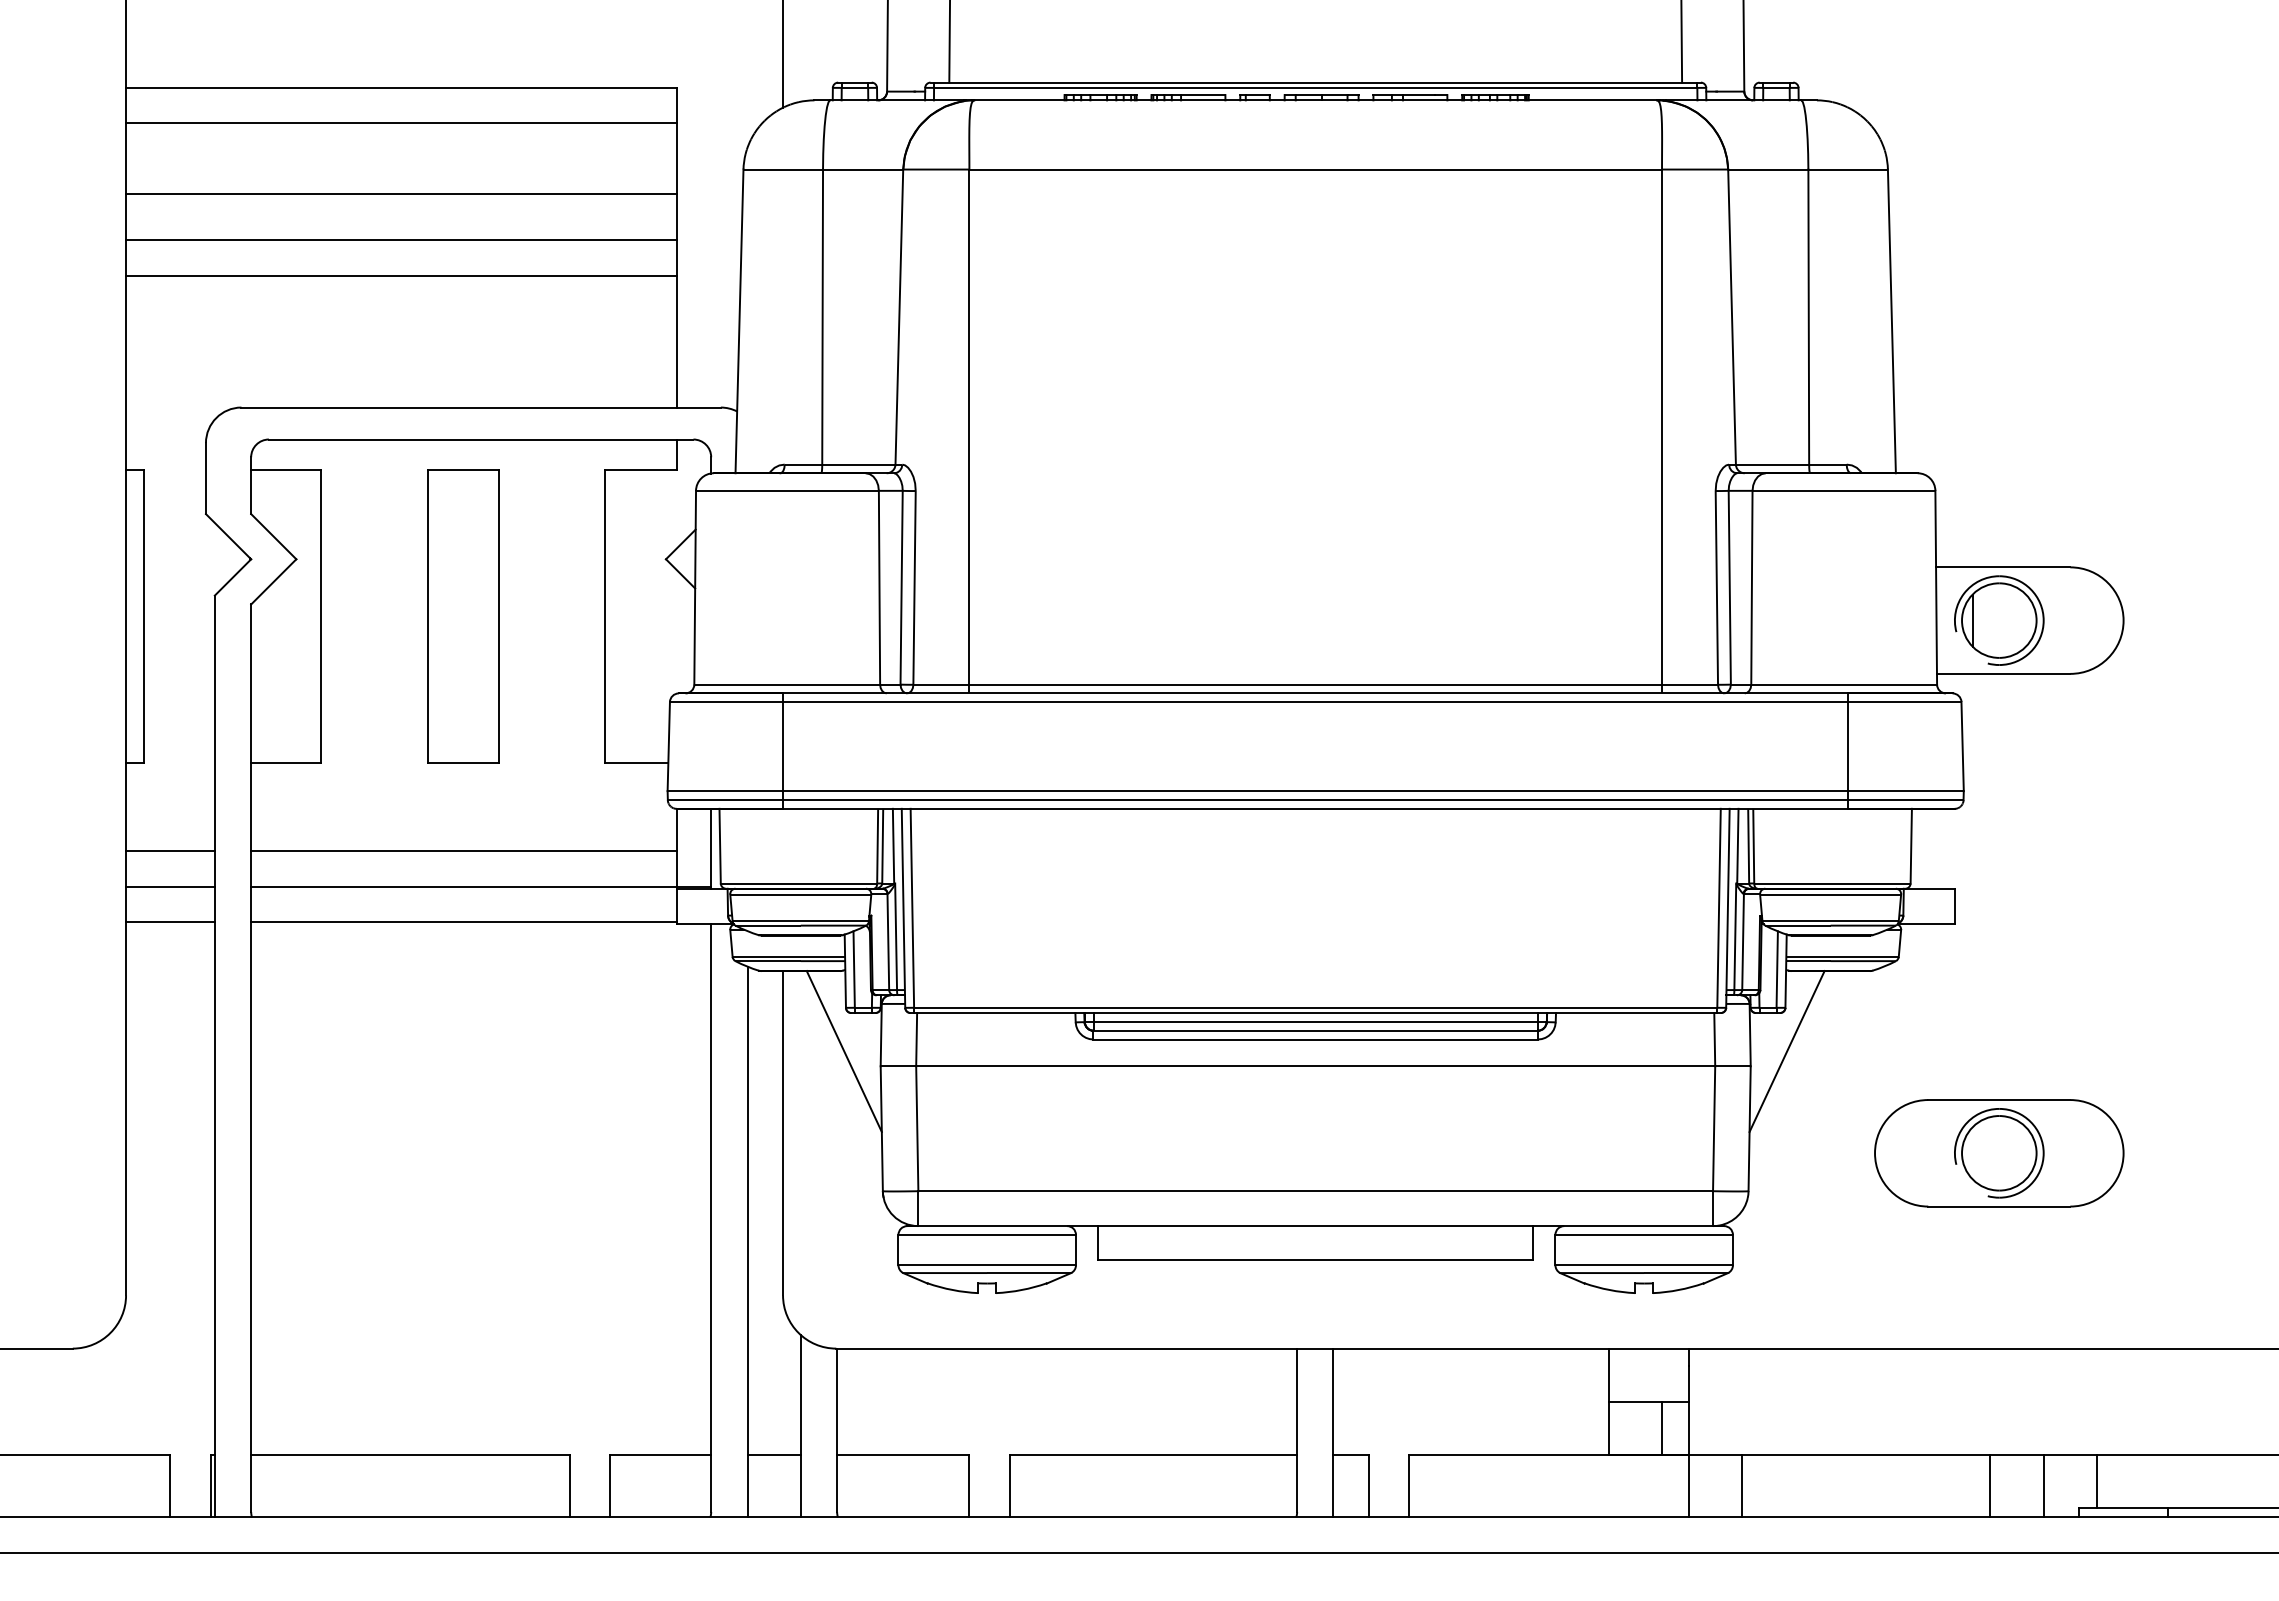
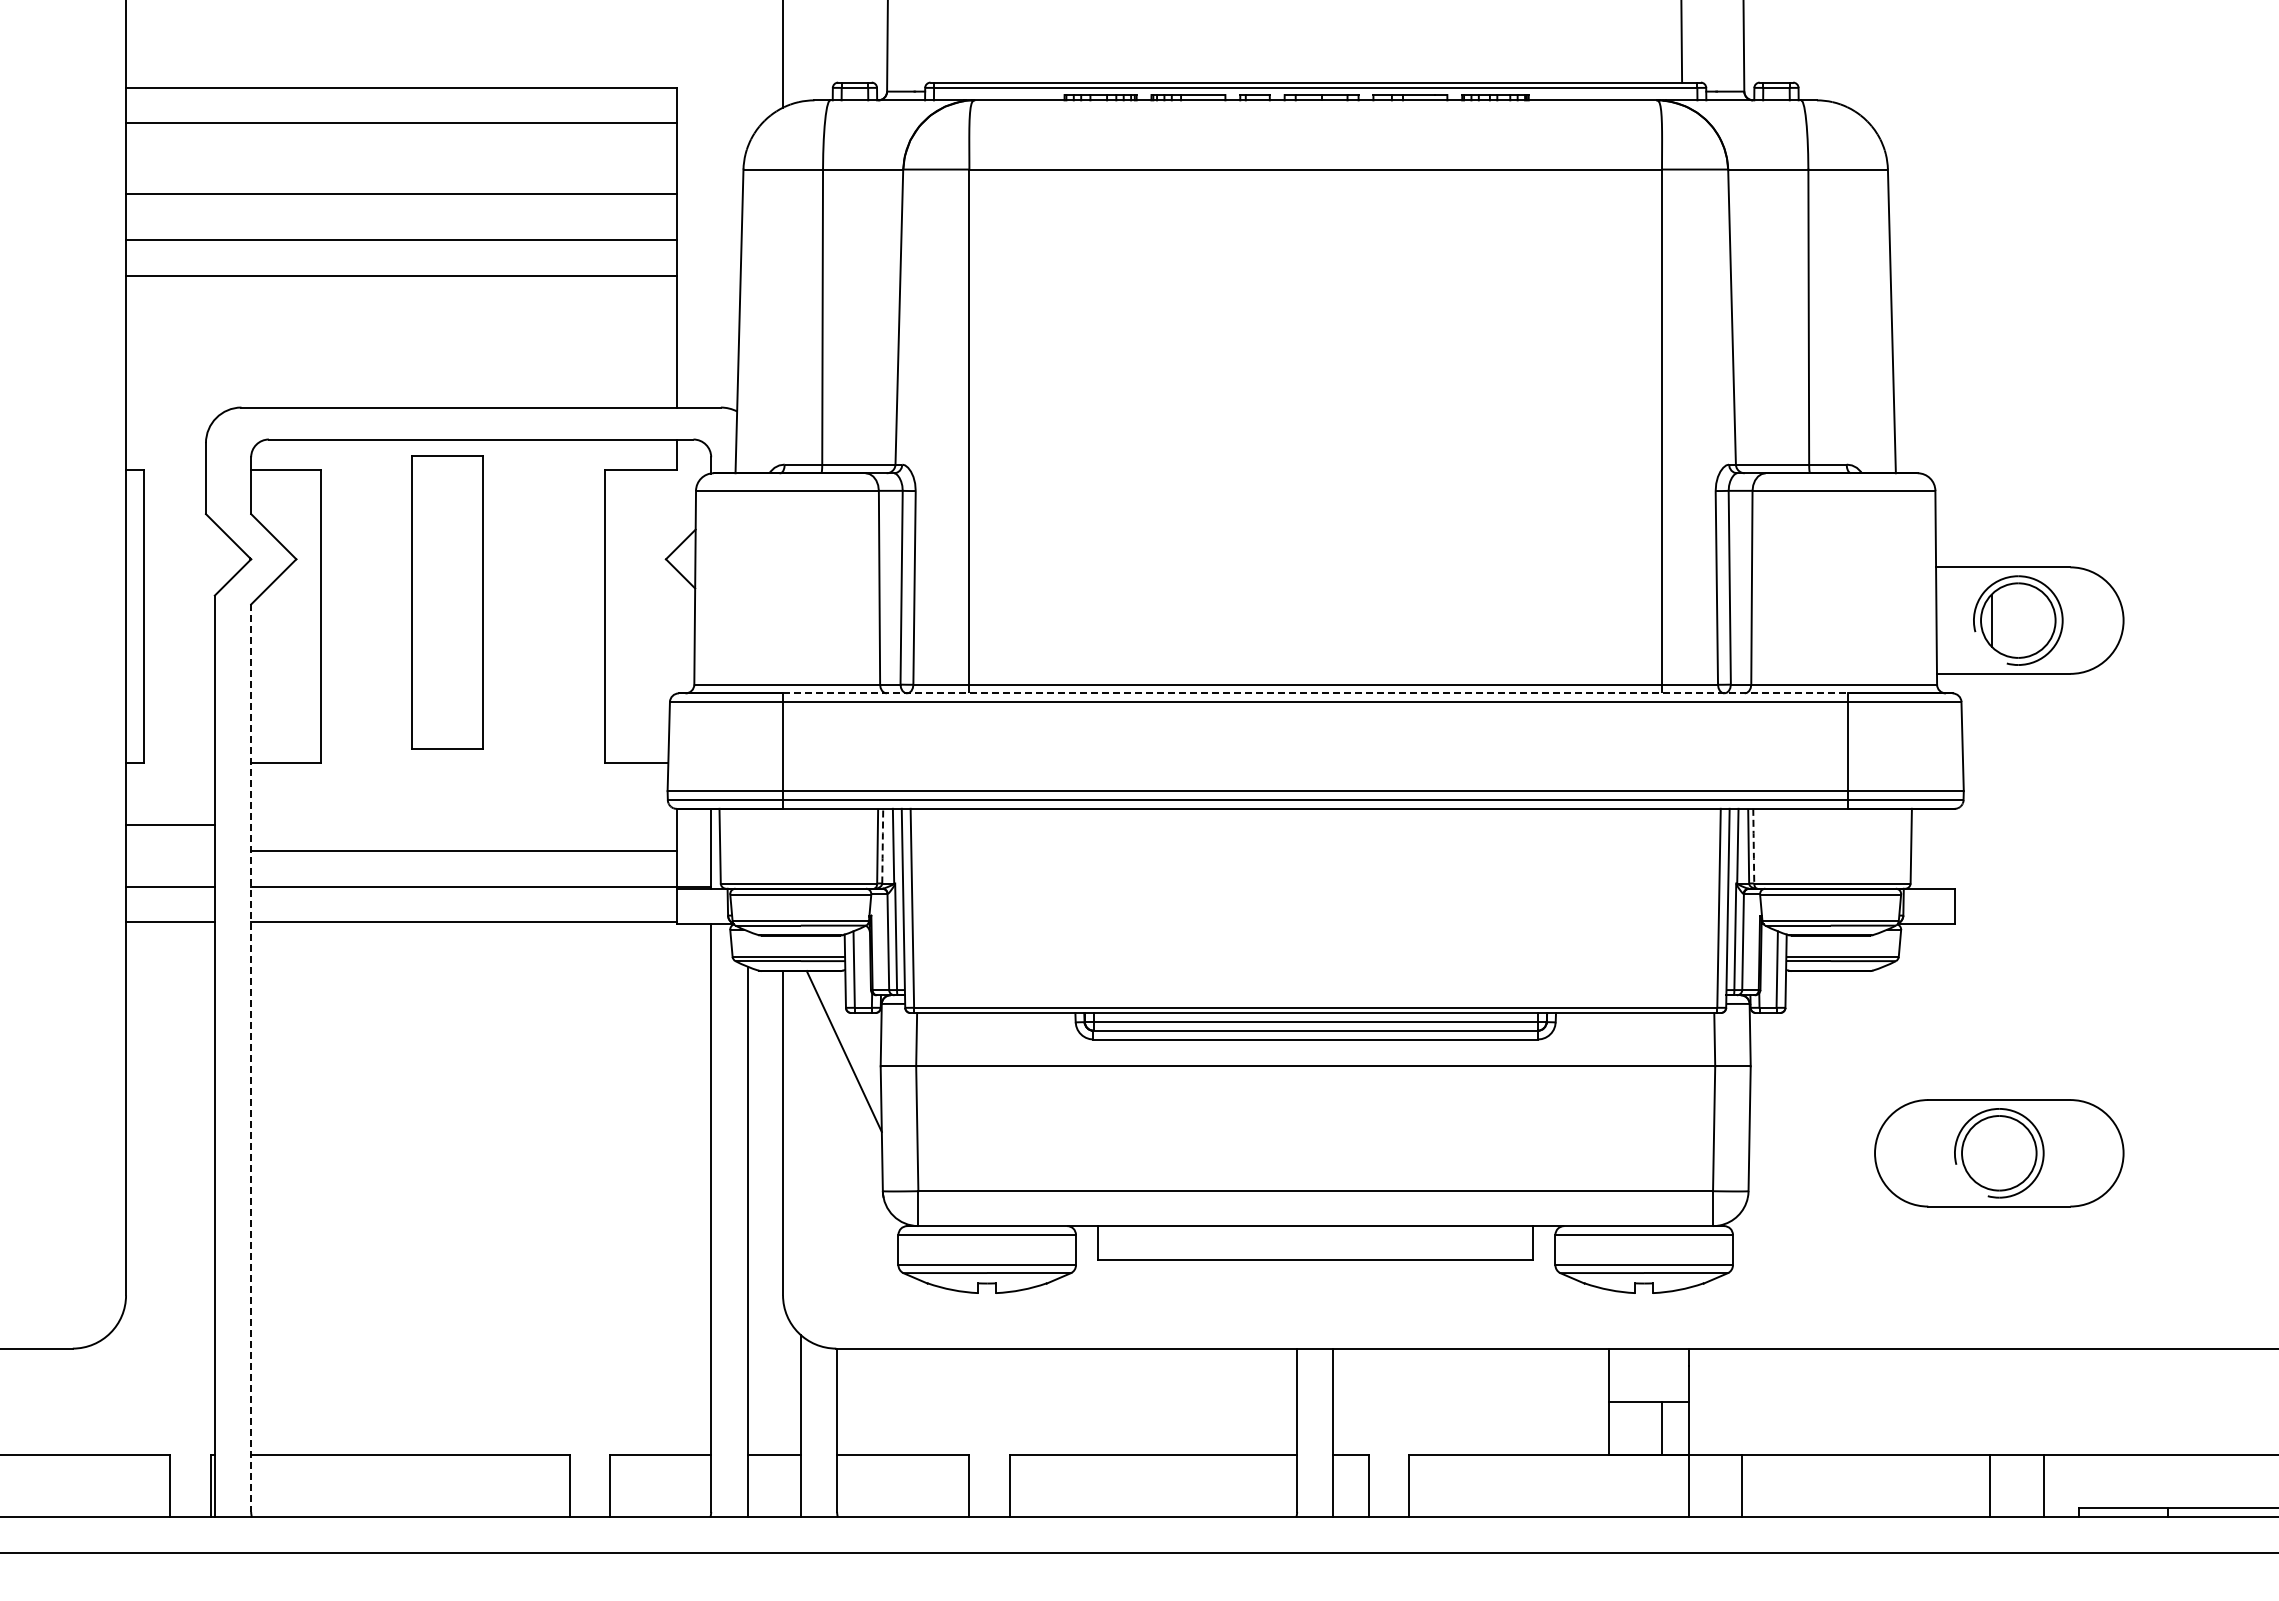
line: present -> none (949, 42)
part position: (463, 616) -> (447, 602) (447, 602)
part position: (1999, 620) -> (2018, 620) (2018, 620)
line: solid -> dashed (1315, 693)
line: solid -> dashed (882, 846)
line: solid -> dashed (1753, 846)
line position: (170, 851) -> (170, 825) (170, 825)
line: present -> none (1786, 1051)
line: solid -> dashed (251, 1058)
line: present -> none (2096, 1481)
